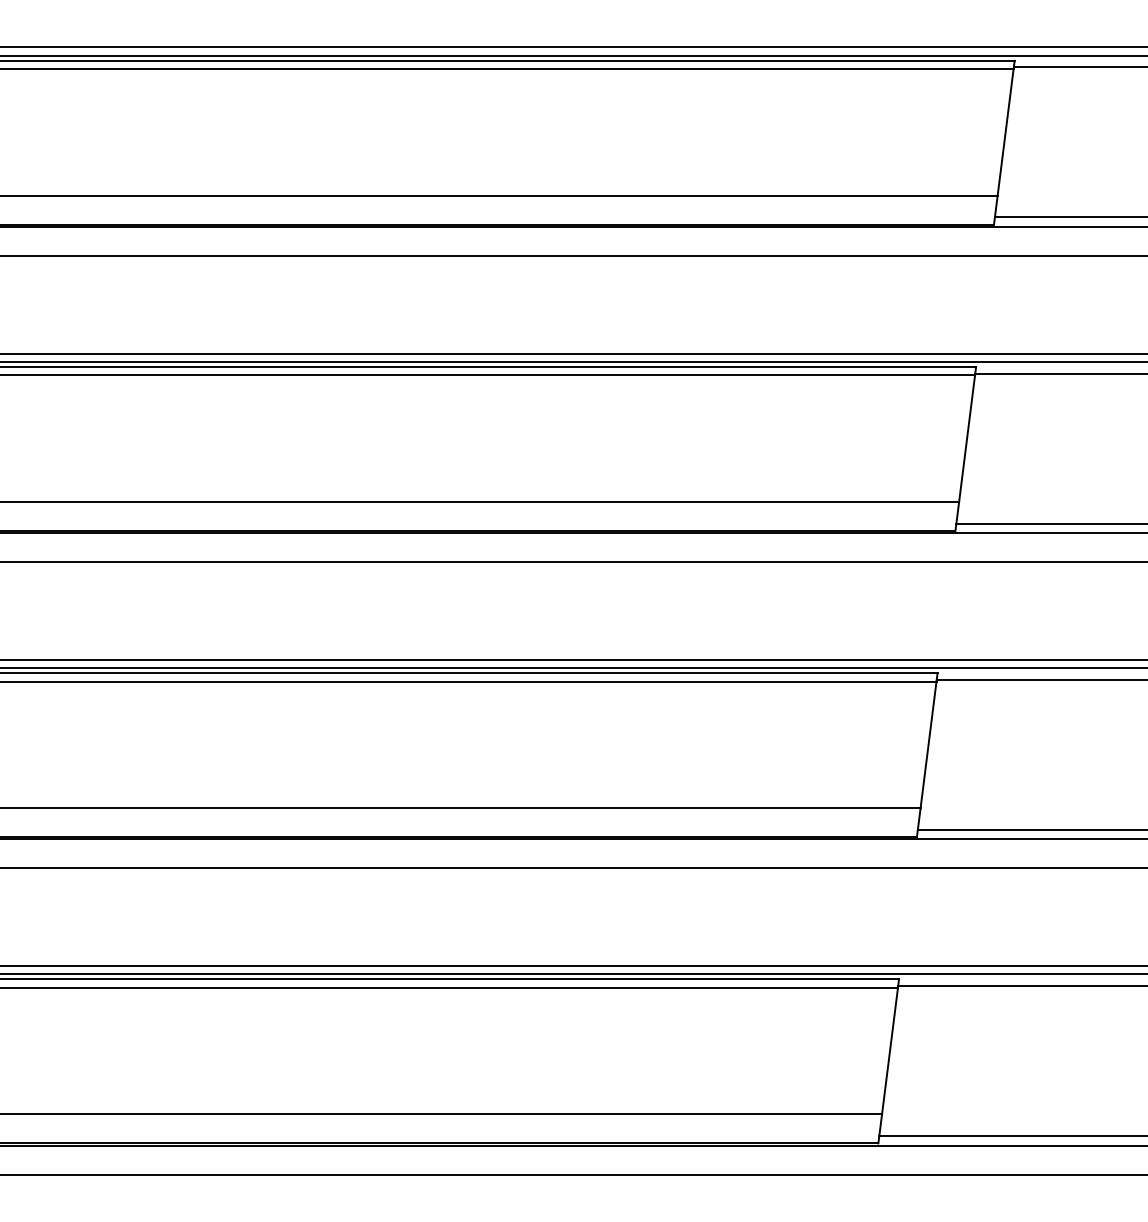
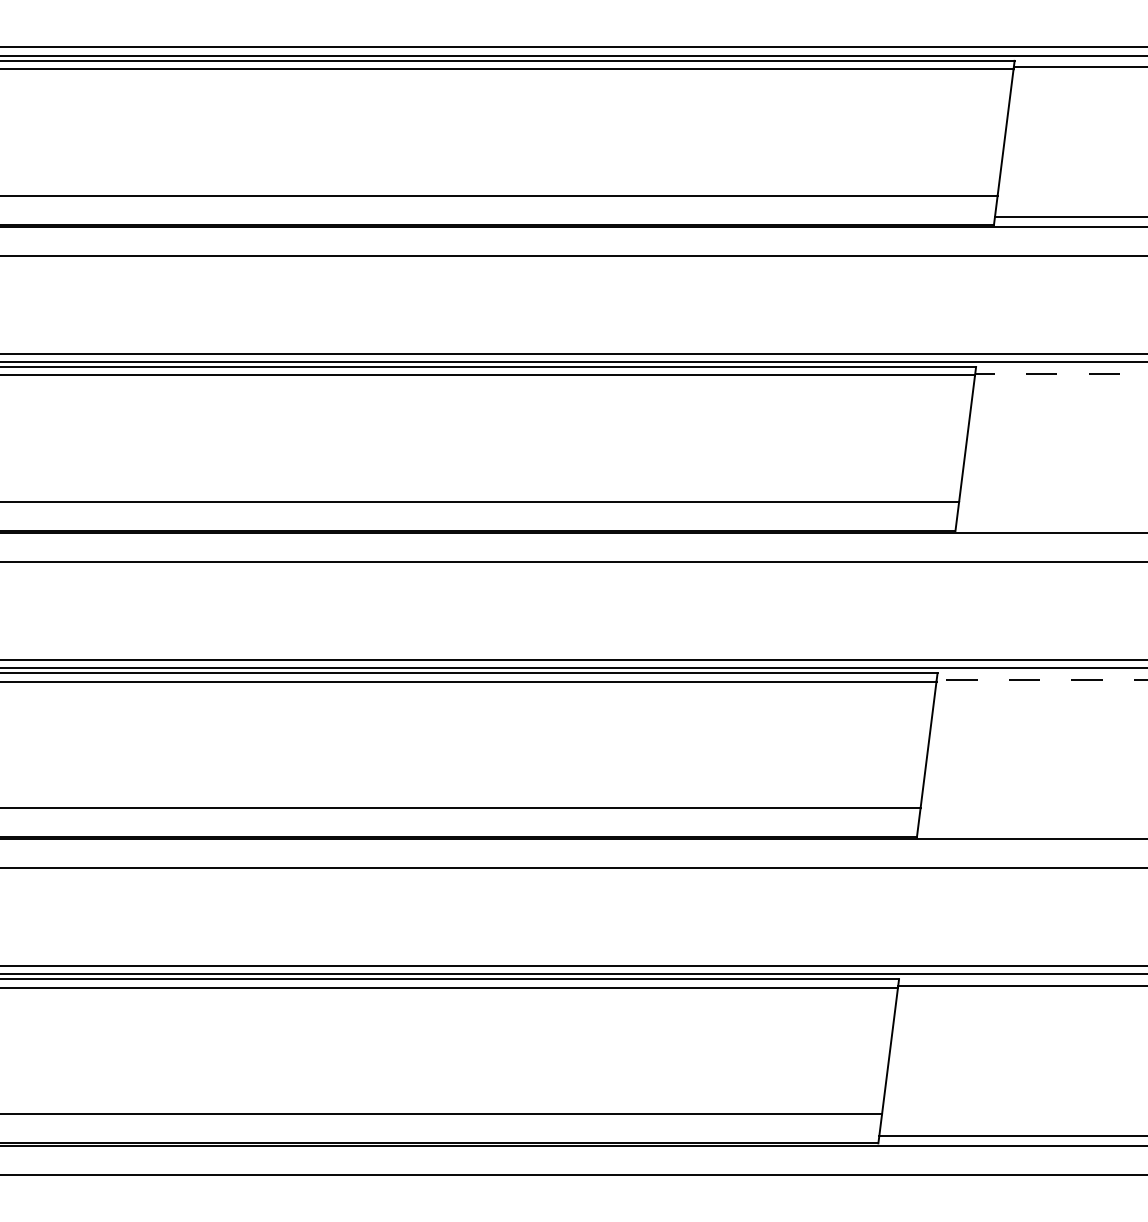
line: solid -> dashed (1061, 373)
line: present -> none (1050, 523)
line: solid -> dashed (1041, 679)
line: present -> none (1030, 829)
